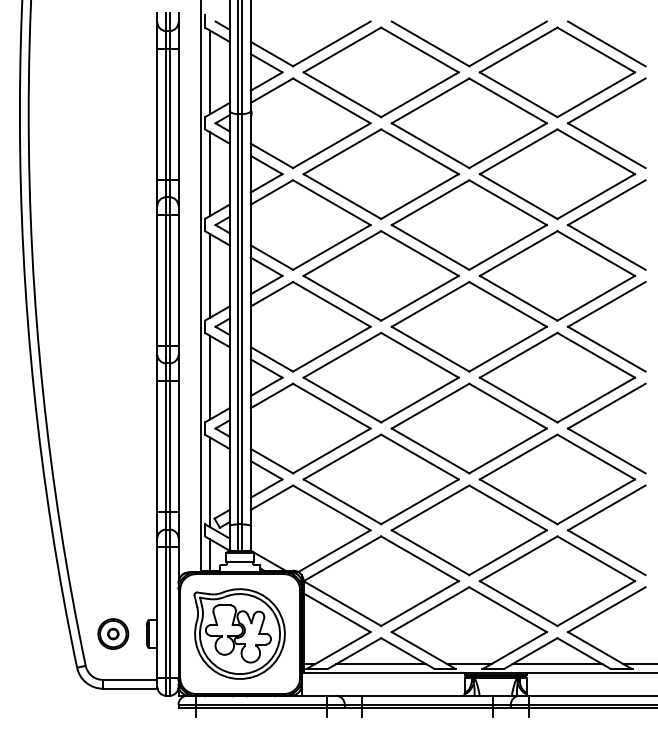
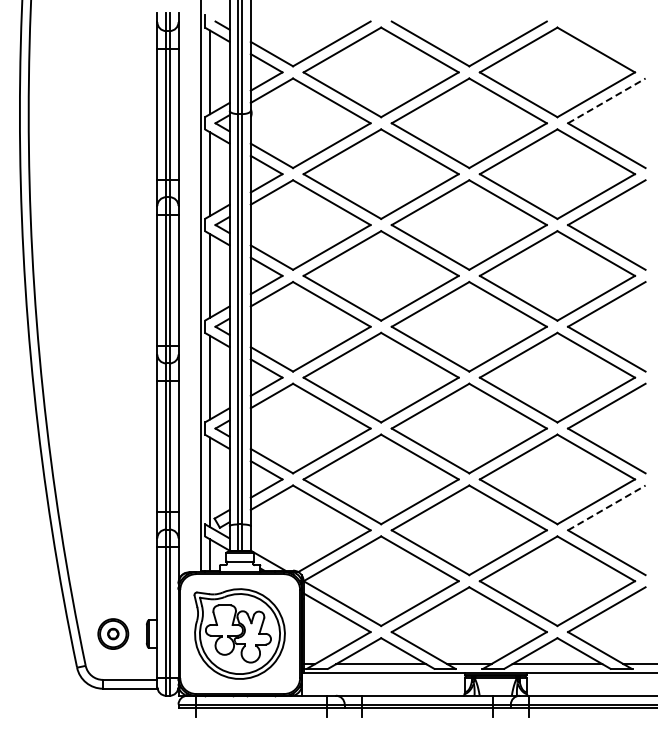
line: present -> none (606, 43)
line: solid -> dashed (606, 100)
line: solid -> dashed (606, 507)
